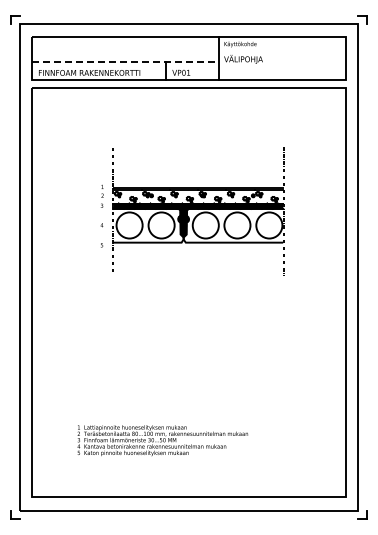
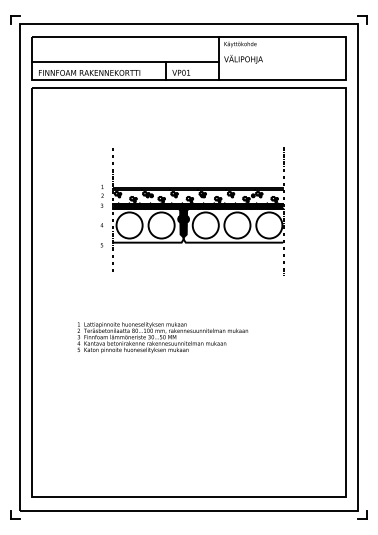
line: dashed -> solid (125, 62)
text position: (162, 440) -> (162, 337) (162, 337)
